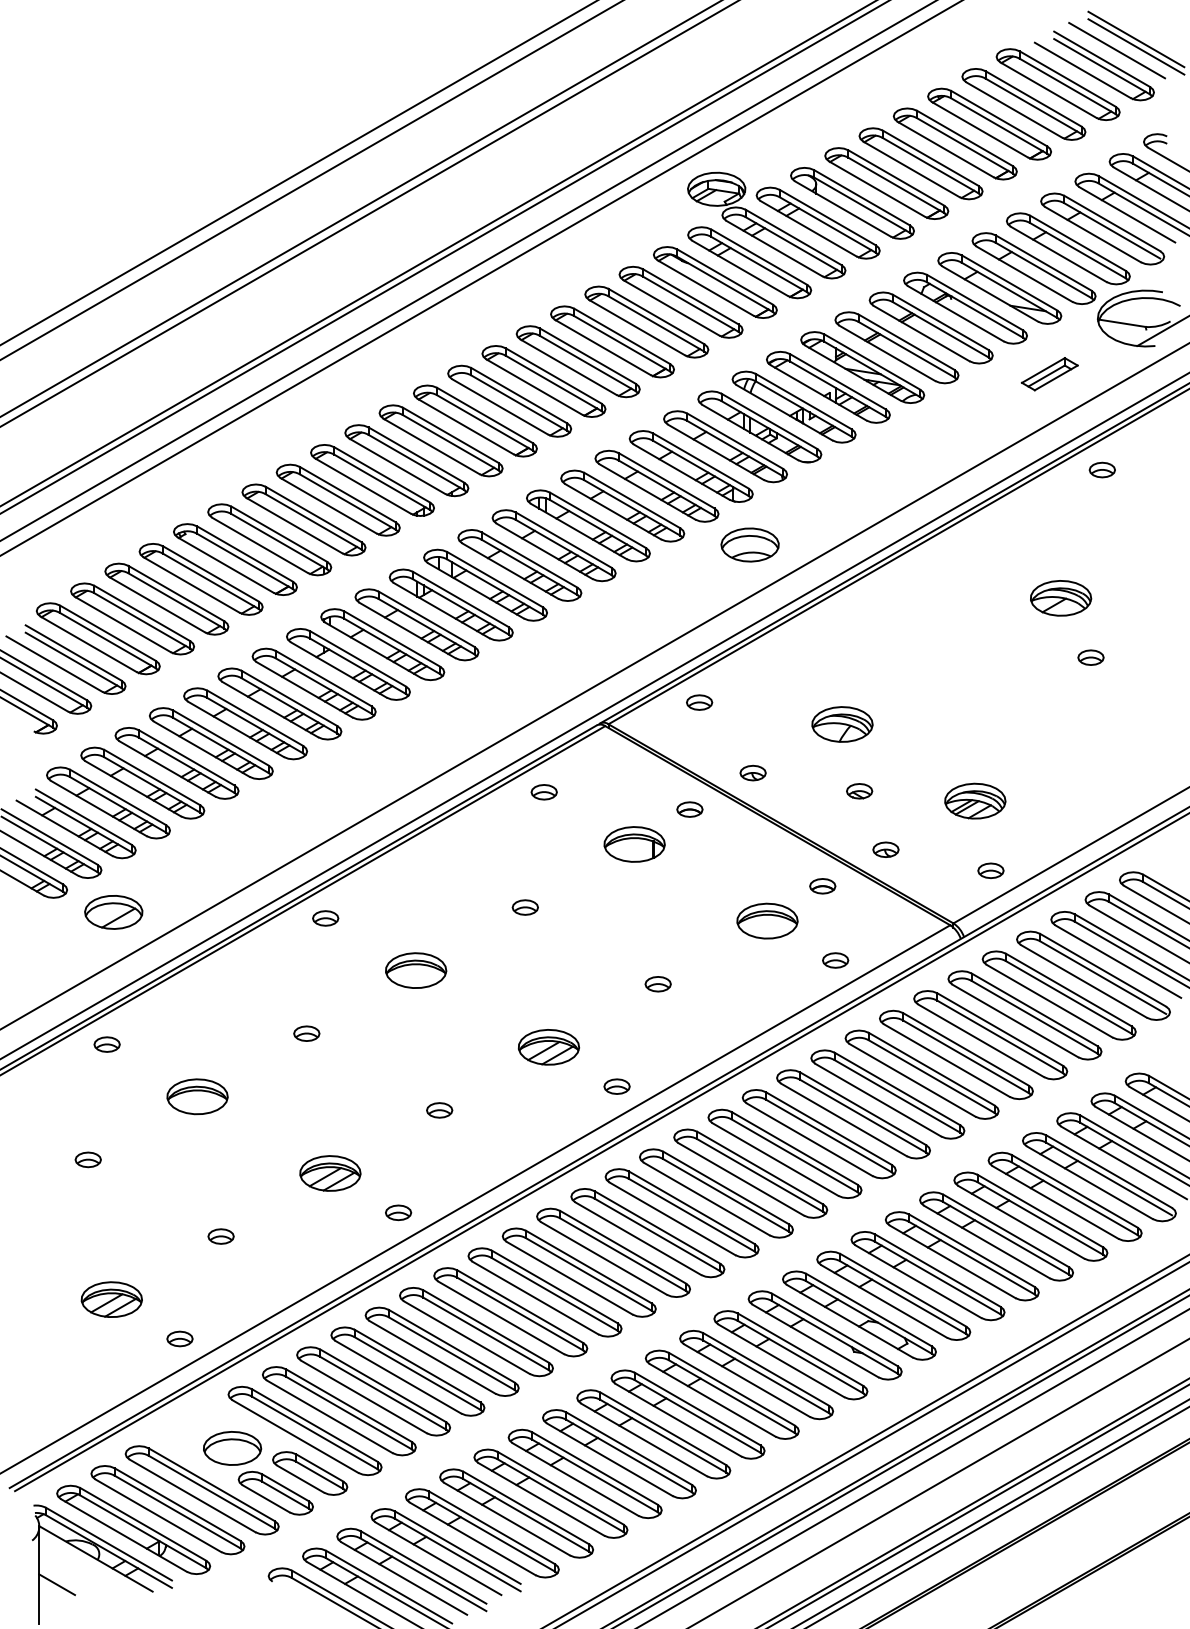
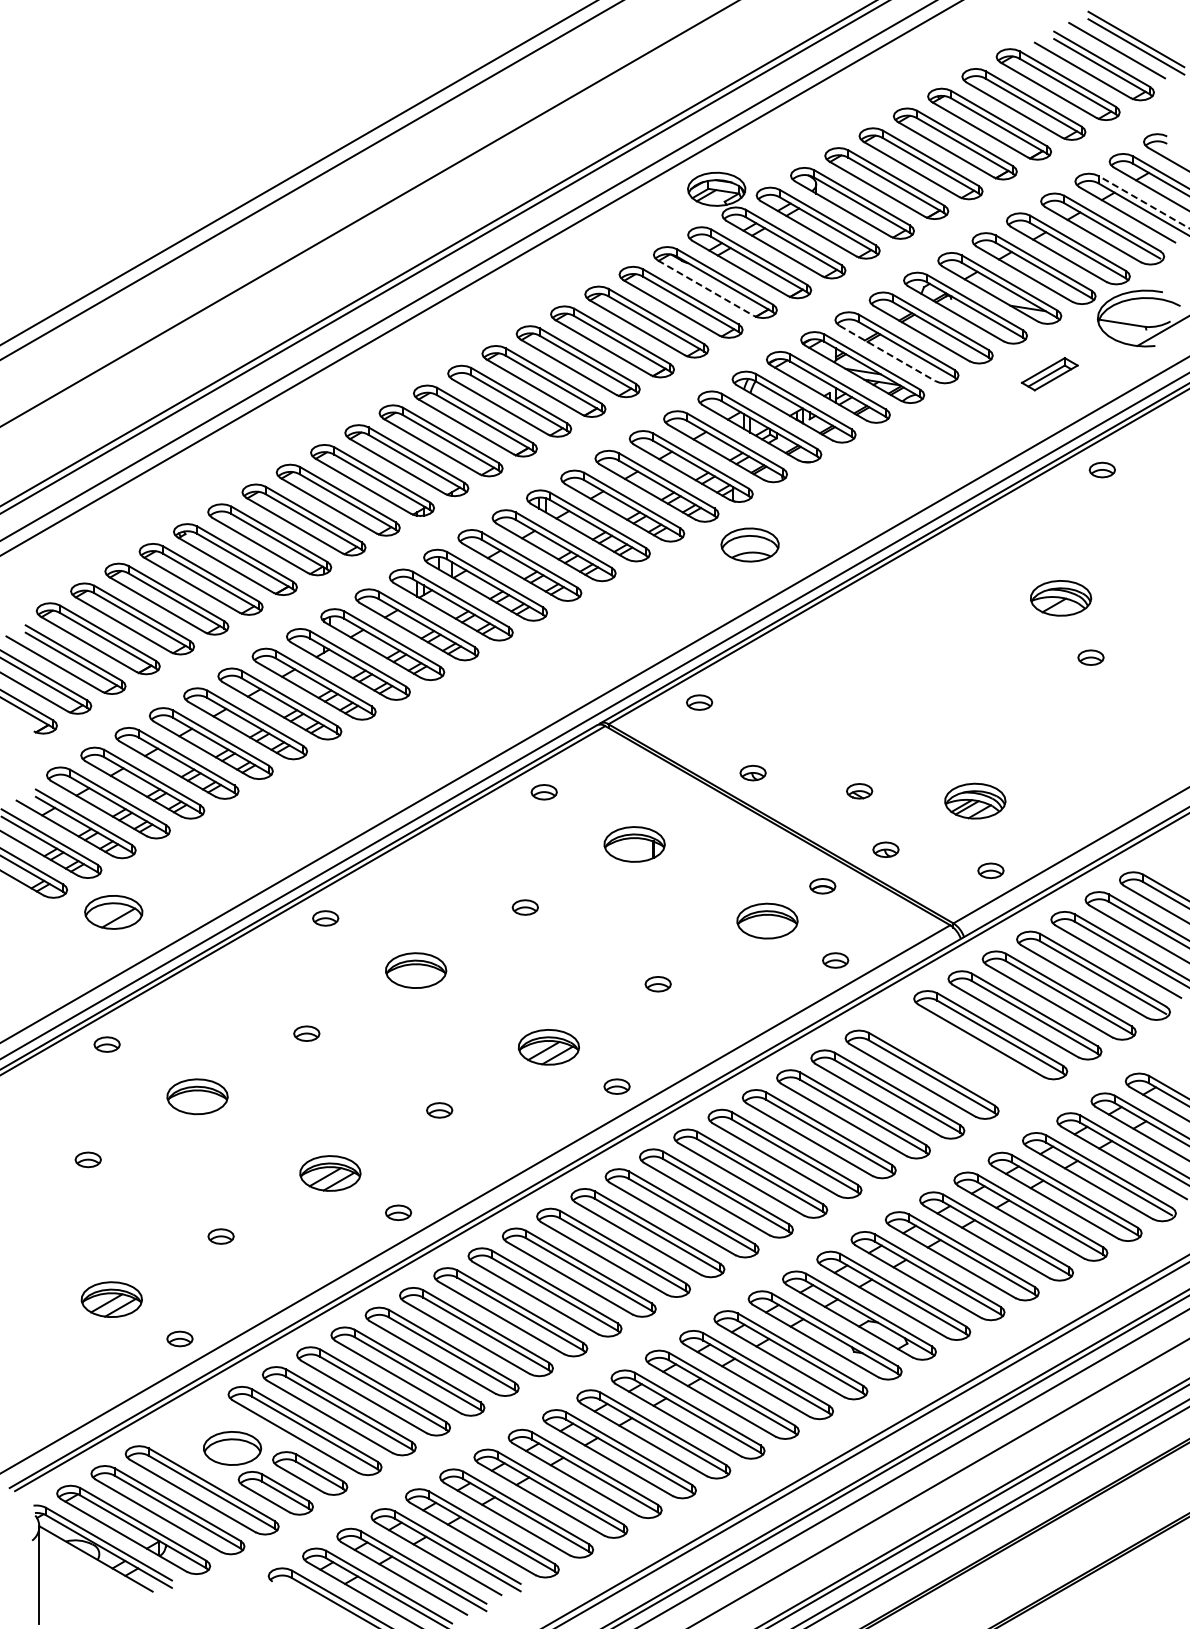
line: solid -> dashed (1143, 201)
line: present -> none (360, 208)
line: solid -> dashed (706, 288)
line: solid -> dashed (887, 353)
line position: (594, 686) -> (594, 700) (594, 700)
part: present -> none (842, 724)
part: present -> none (689, 809)
part: present -> none (956, 1054)
line: present -> none (57, 1584)
